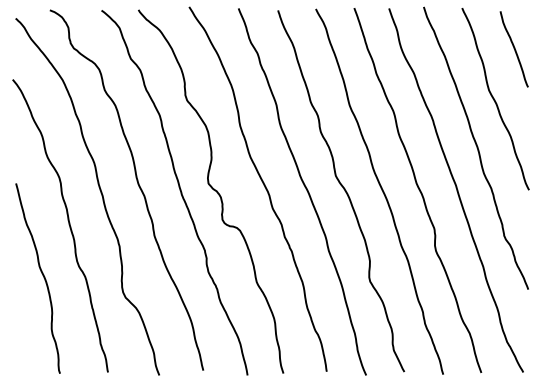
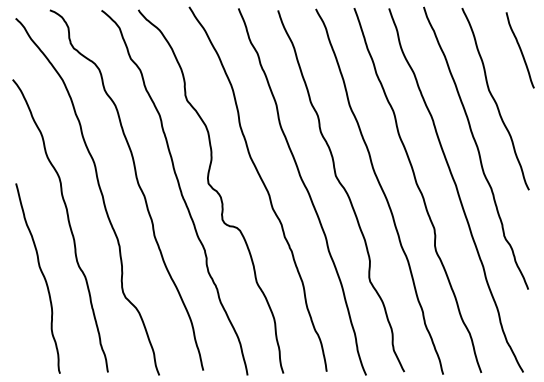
curve position: (513, 48) -> (519, 49) (519, 49)
